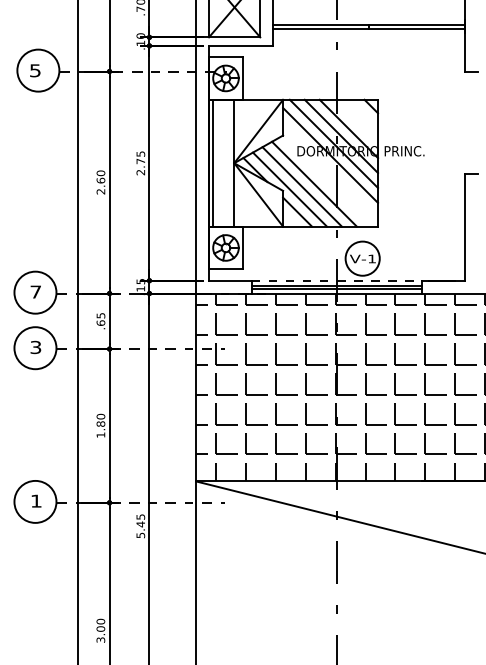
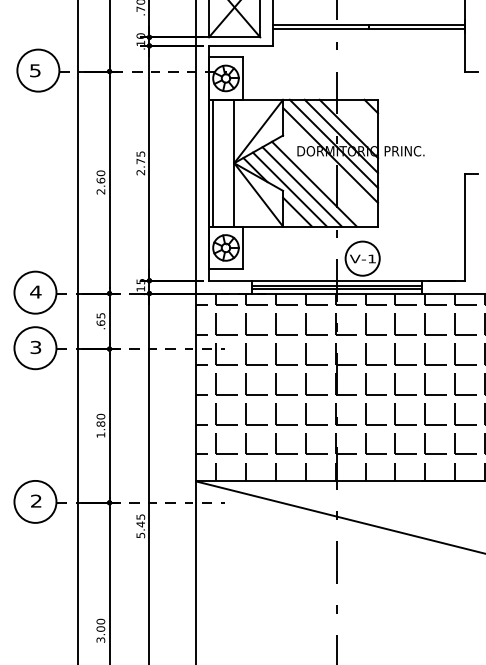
line: dashed -> solid (337, 280)
text: 7 -> 4 (35, 291)
text: 1 -> 2 (36, 500)
